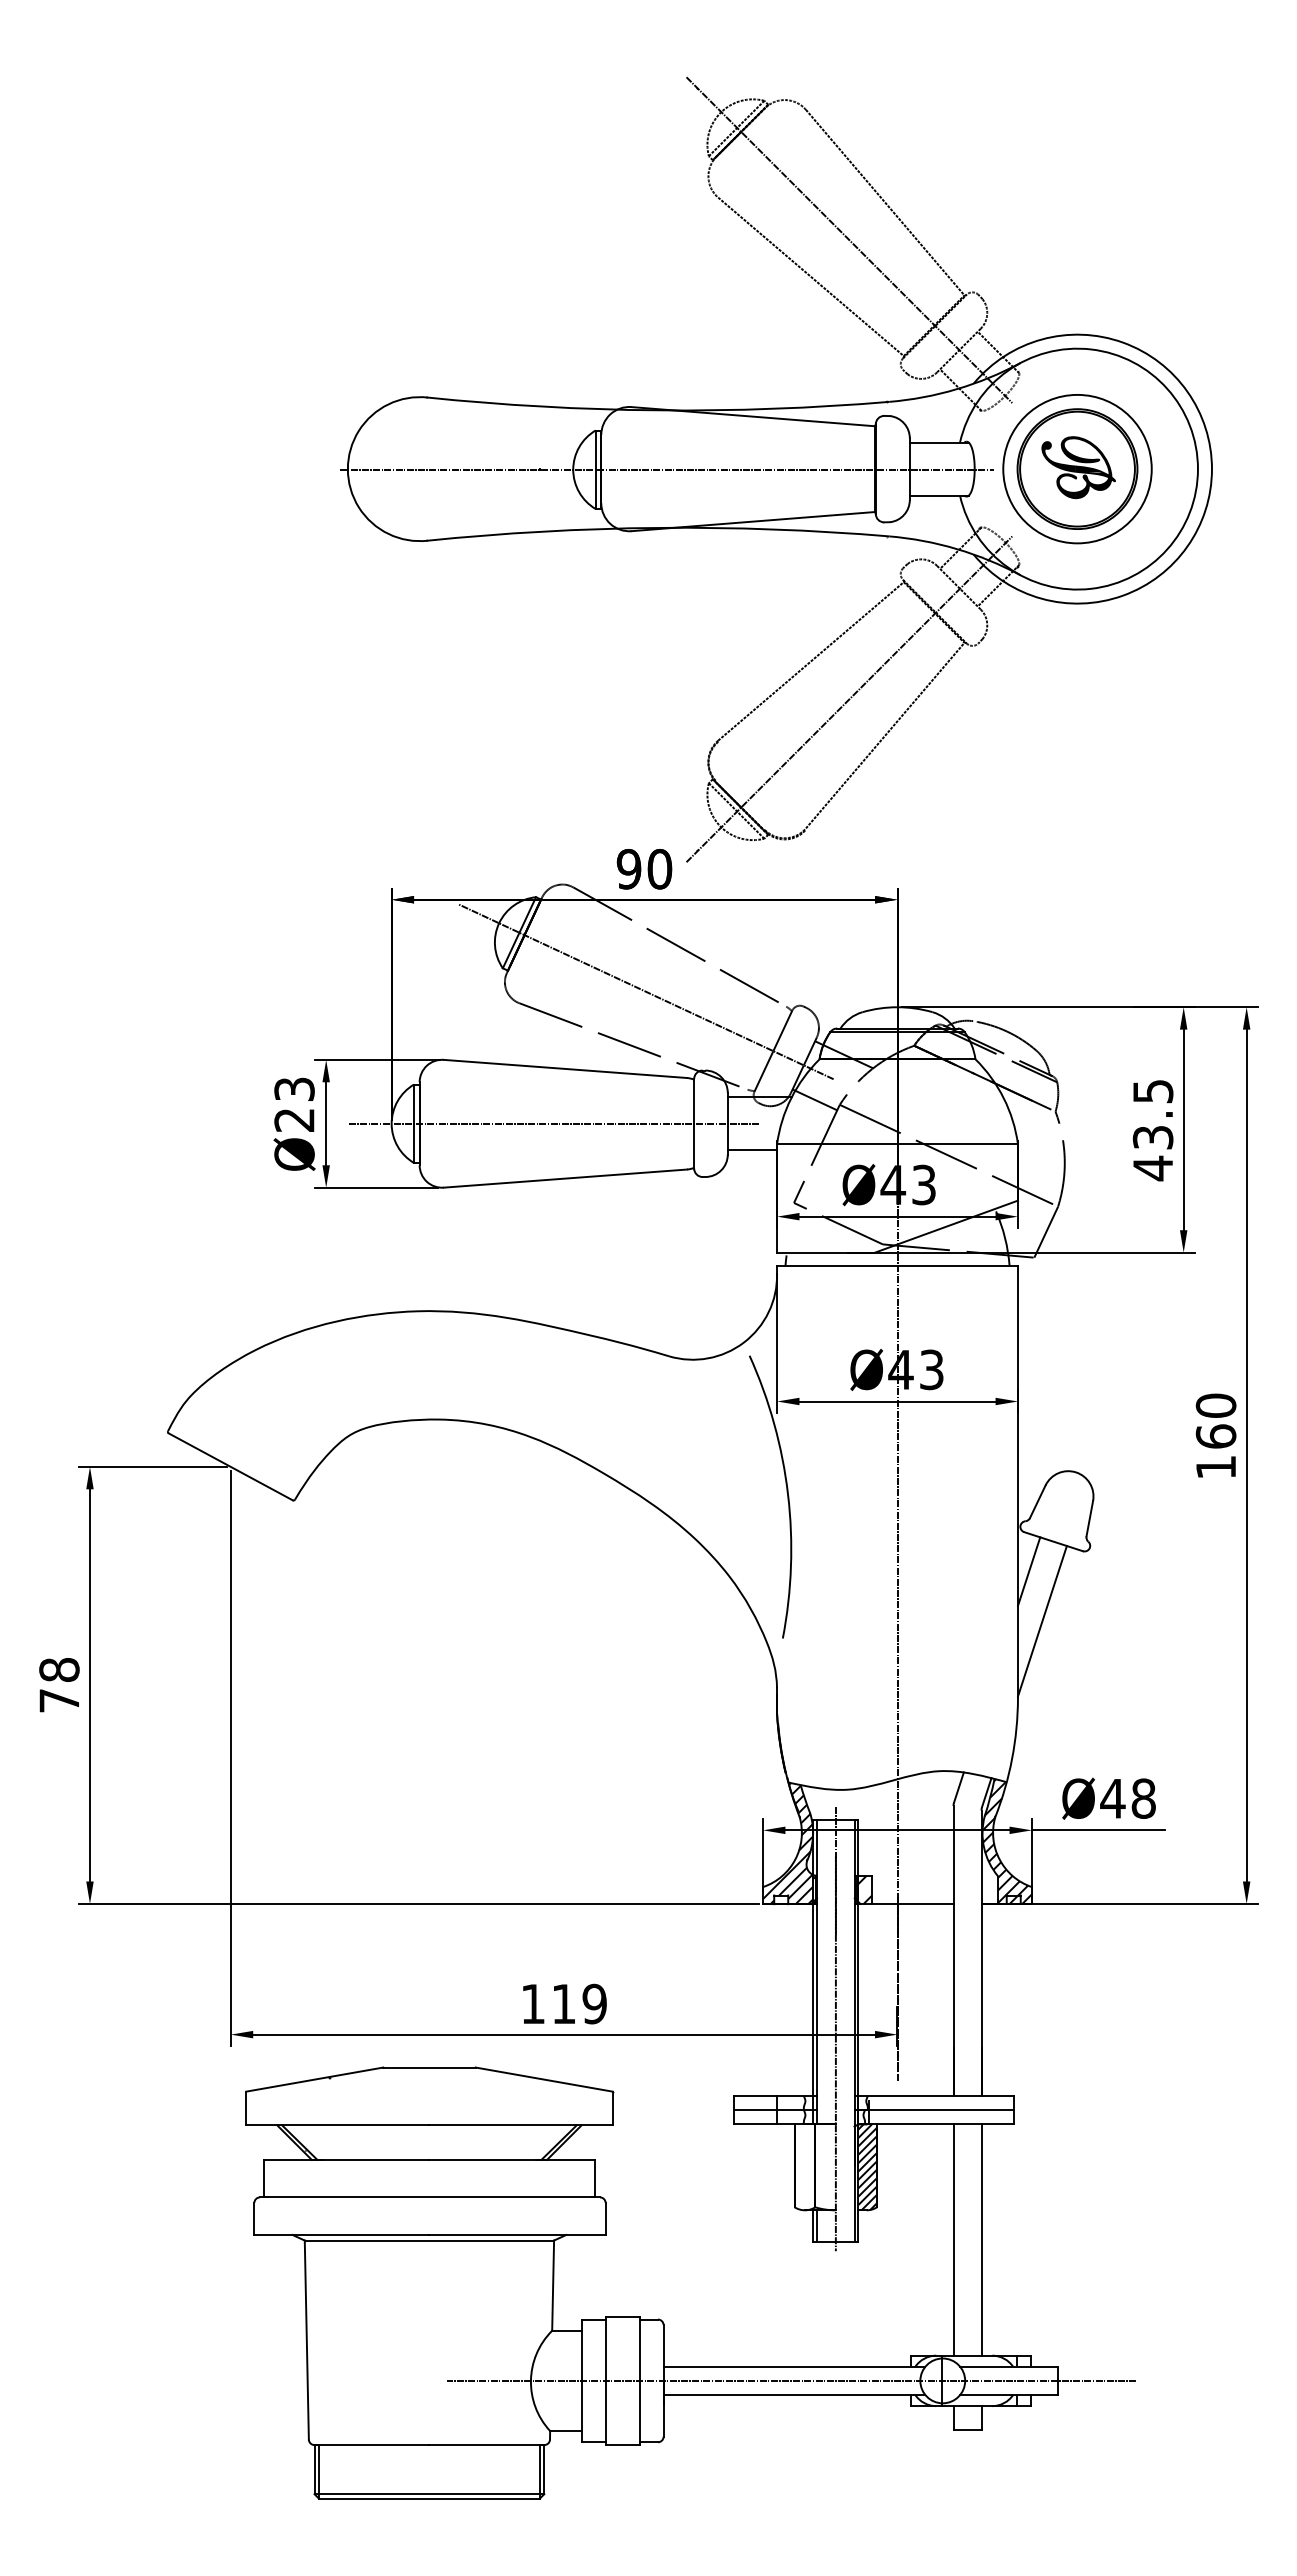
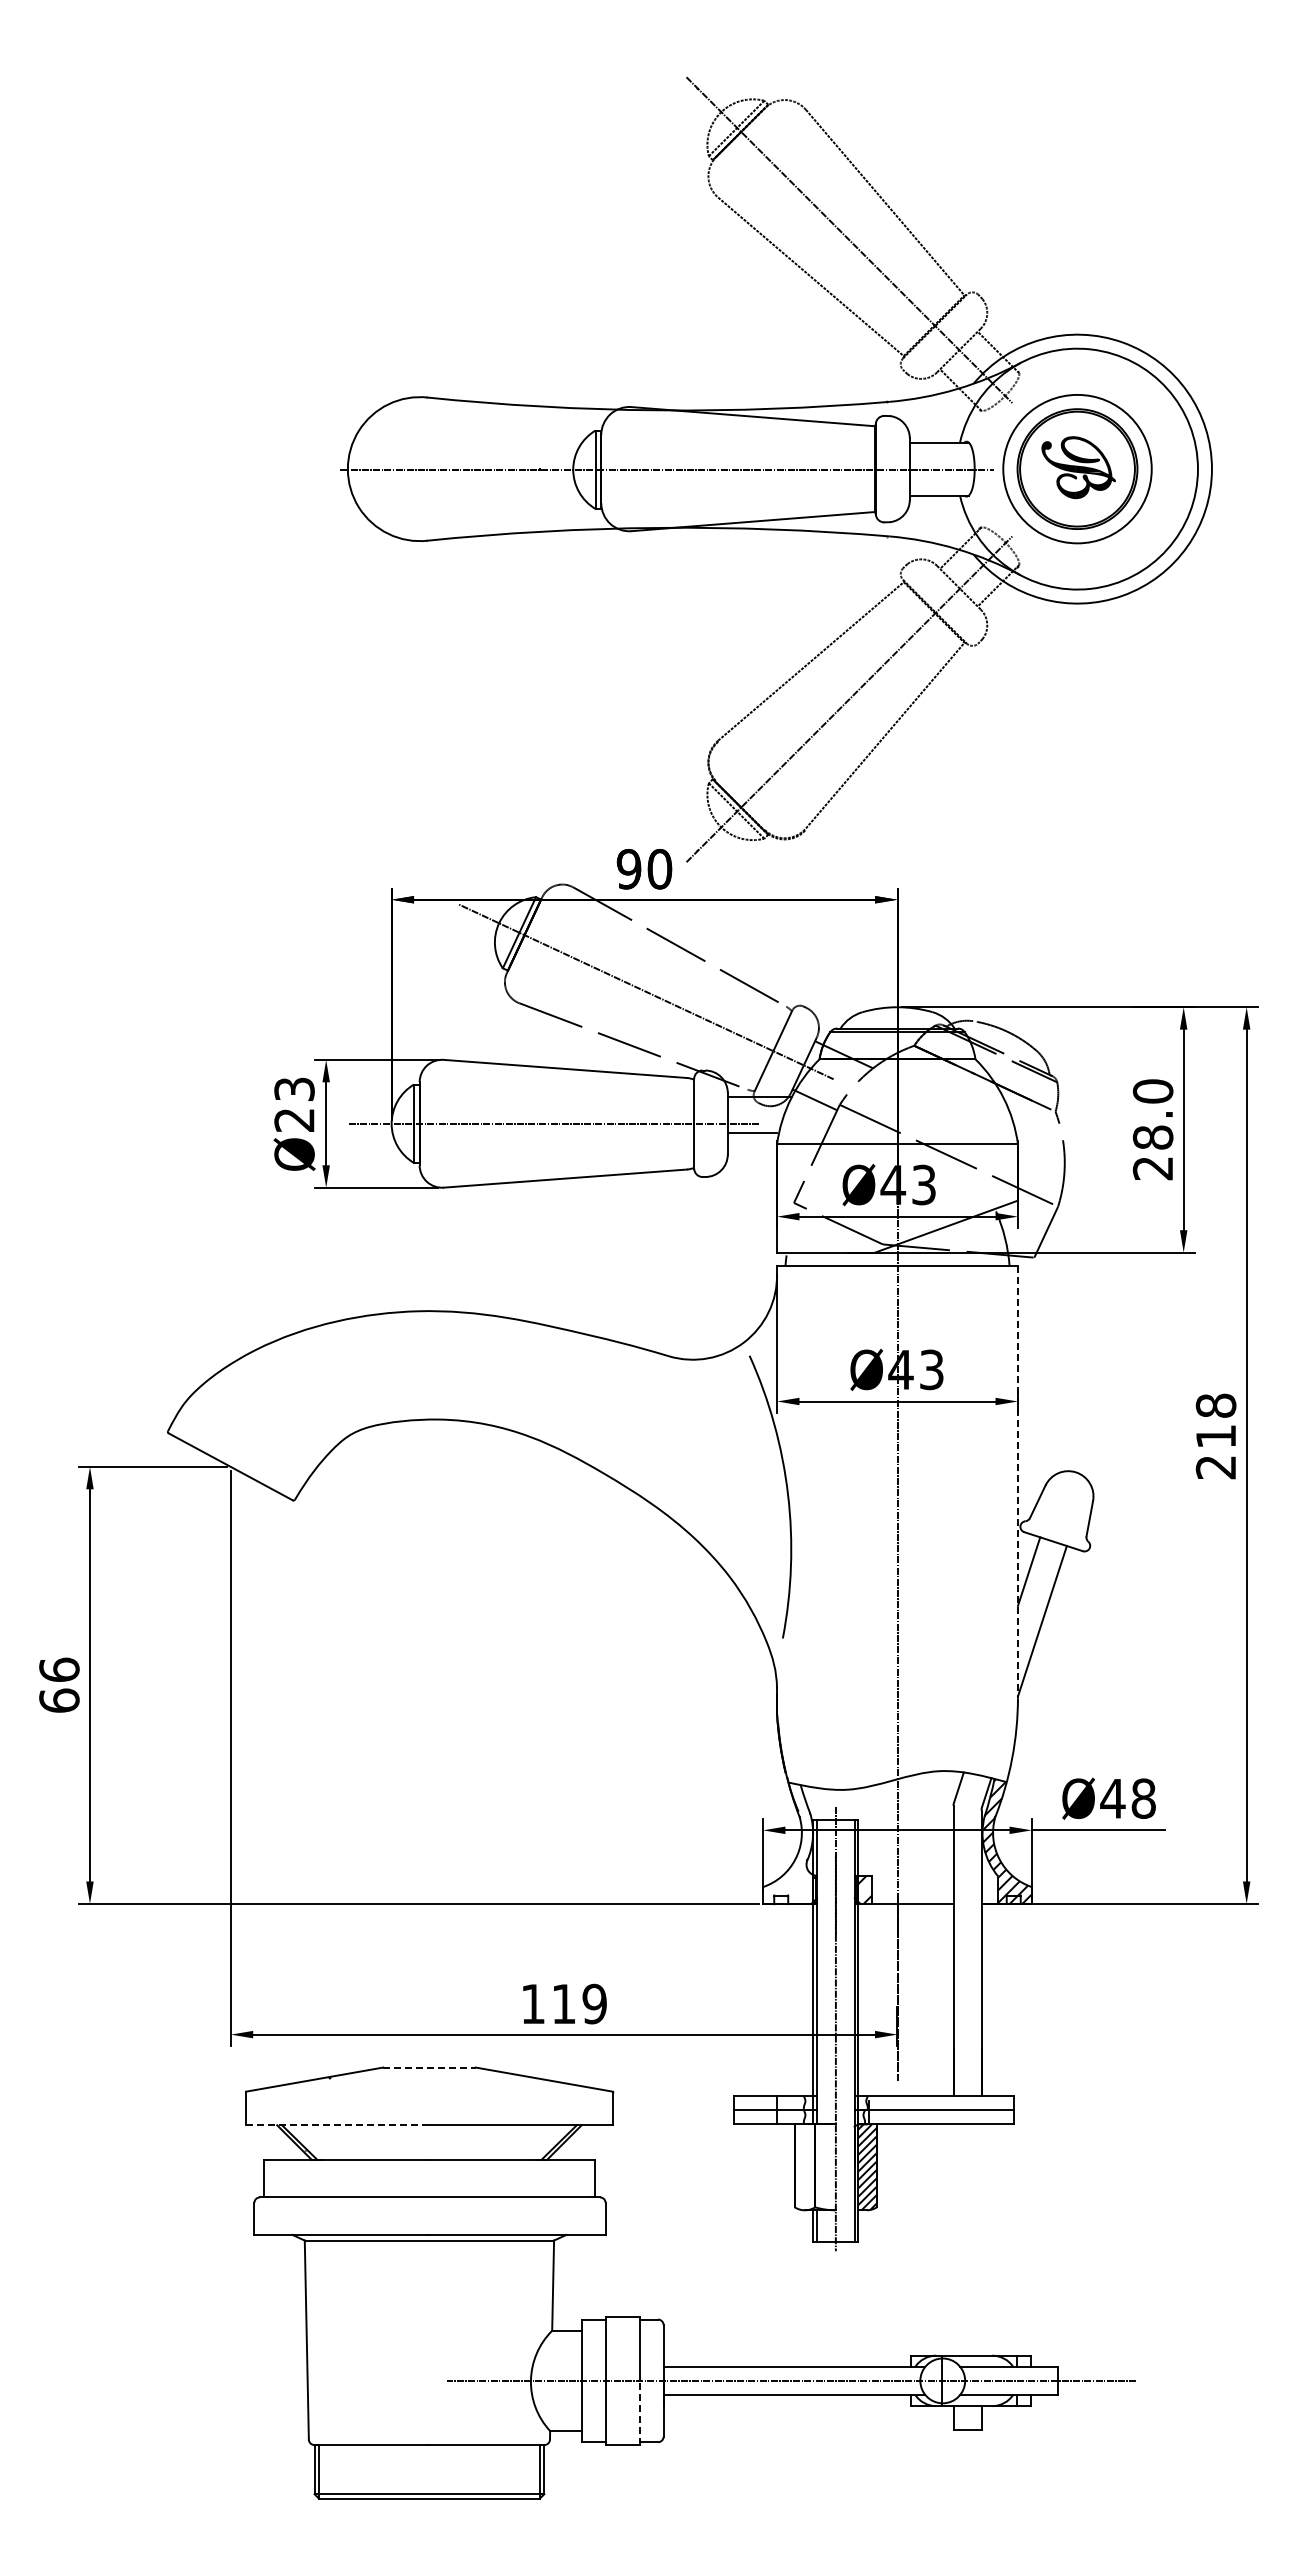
text: 43.5 -> 28.0 (1152, 1130)
line position: (752, 1150) -> (752, 1133) (752, 1133)
text: 160 -> 218 (1215, 1436)
line: solid -> dashed (1017, 1482)
text: 78 -> 66 (59, 1684)
hatch: present -> none (788, 1843)
line: solid -> dashed (429, 2067)
line: solid -> dashed (337, 2125)
line: present -> none (953, 2239)
line: present -> none (981, 2239)
line: solid -> dashed (640, 2412)
